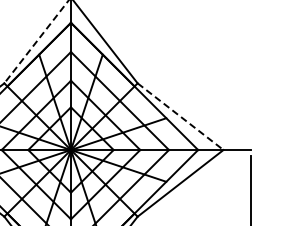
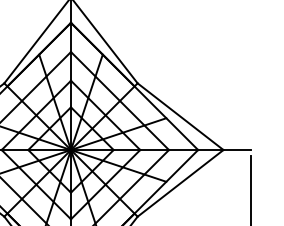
line: dashed -> solid (36, 42)
line: dashed -> solid (180, 117)
